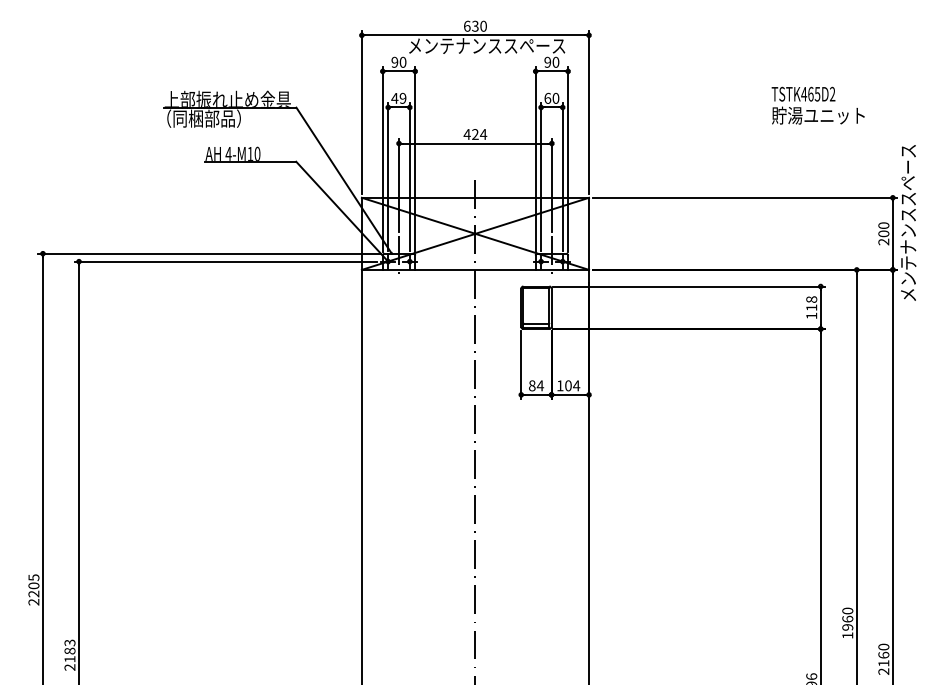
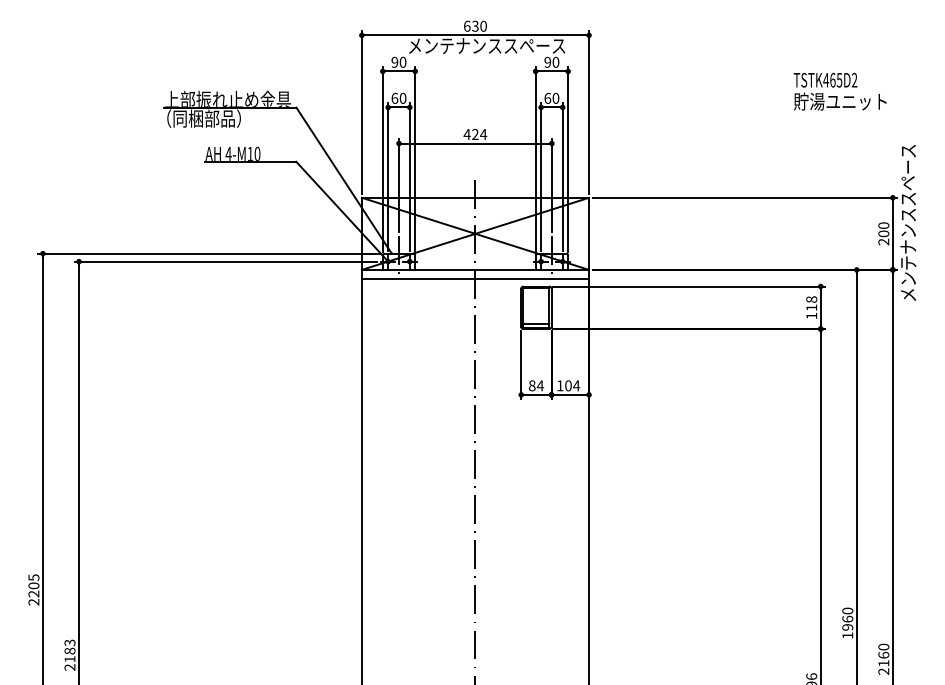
text: 49 -> 60 (398, 97)
text position: (817, 105) -> (839, 91) (839, 91)
line: none -> present (475, 279)
